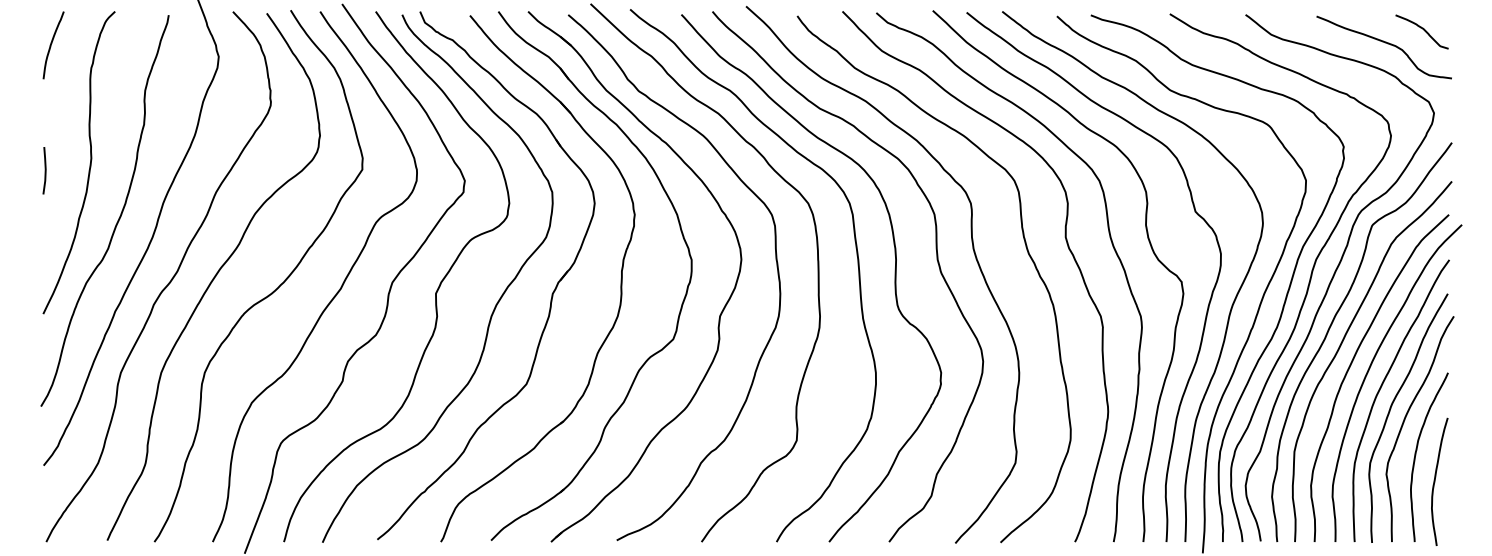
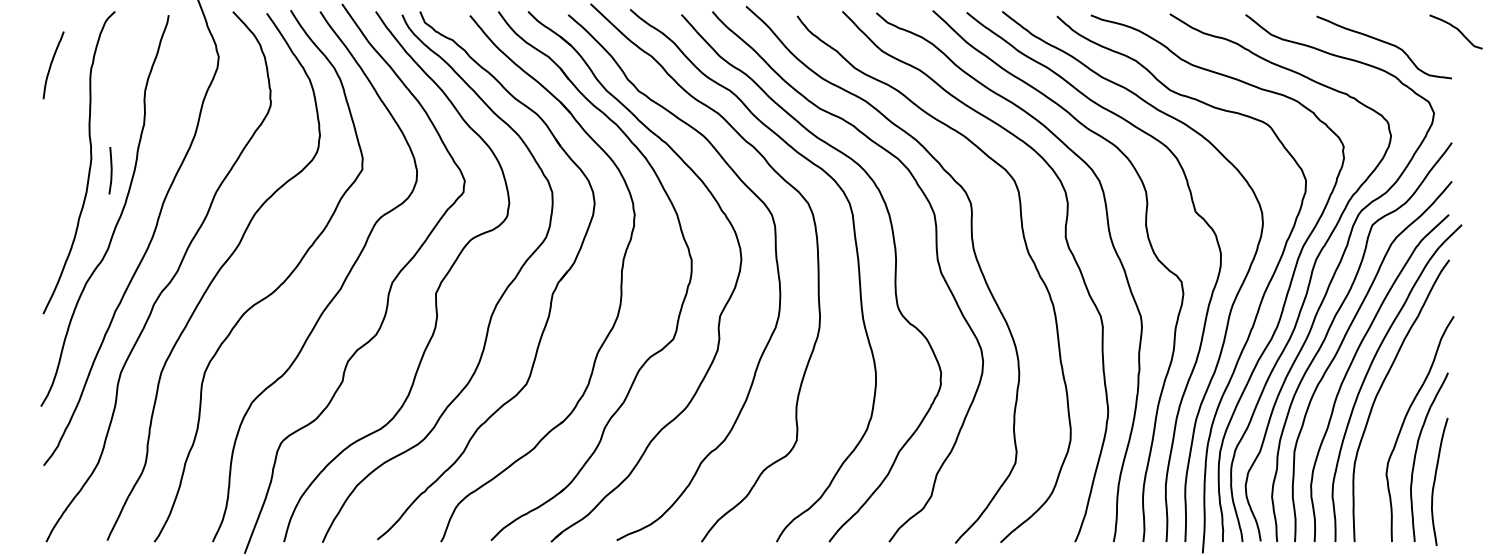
curve position: (1422, 29) -> (1456, 29) (1456, 29)
curve position: (51, 45) -> (51, 65) (51, 65)
line position: (44, 170) -> (110, 170) (110, 170)
curve: present -> none (1390, 411)
